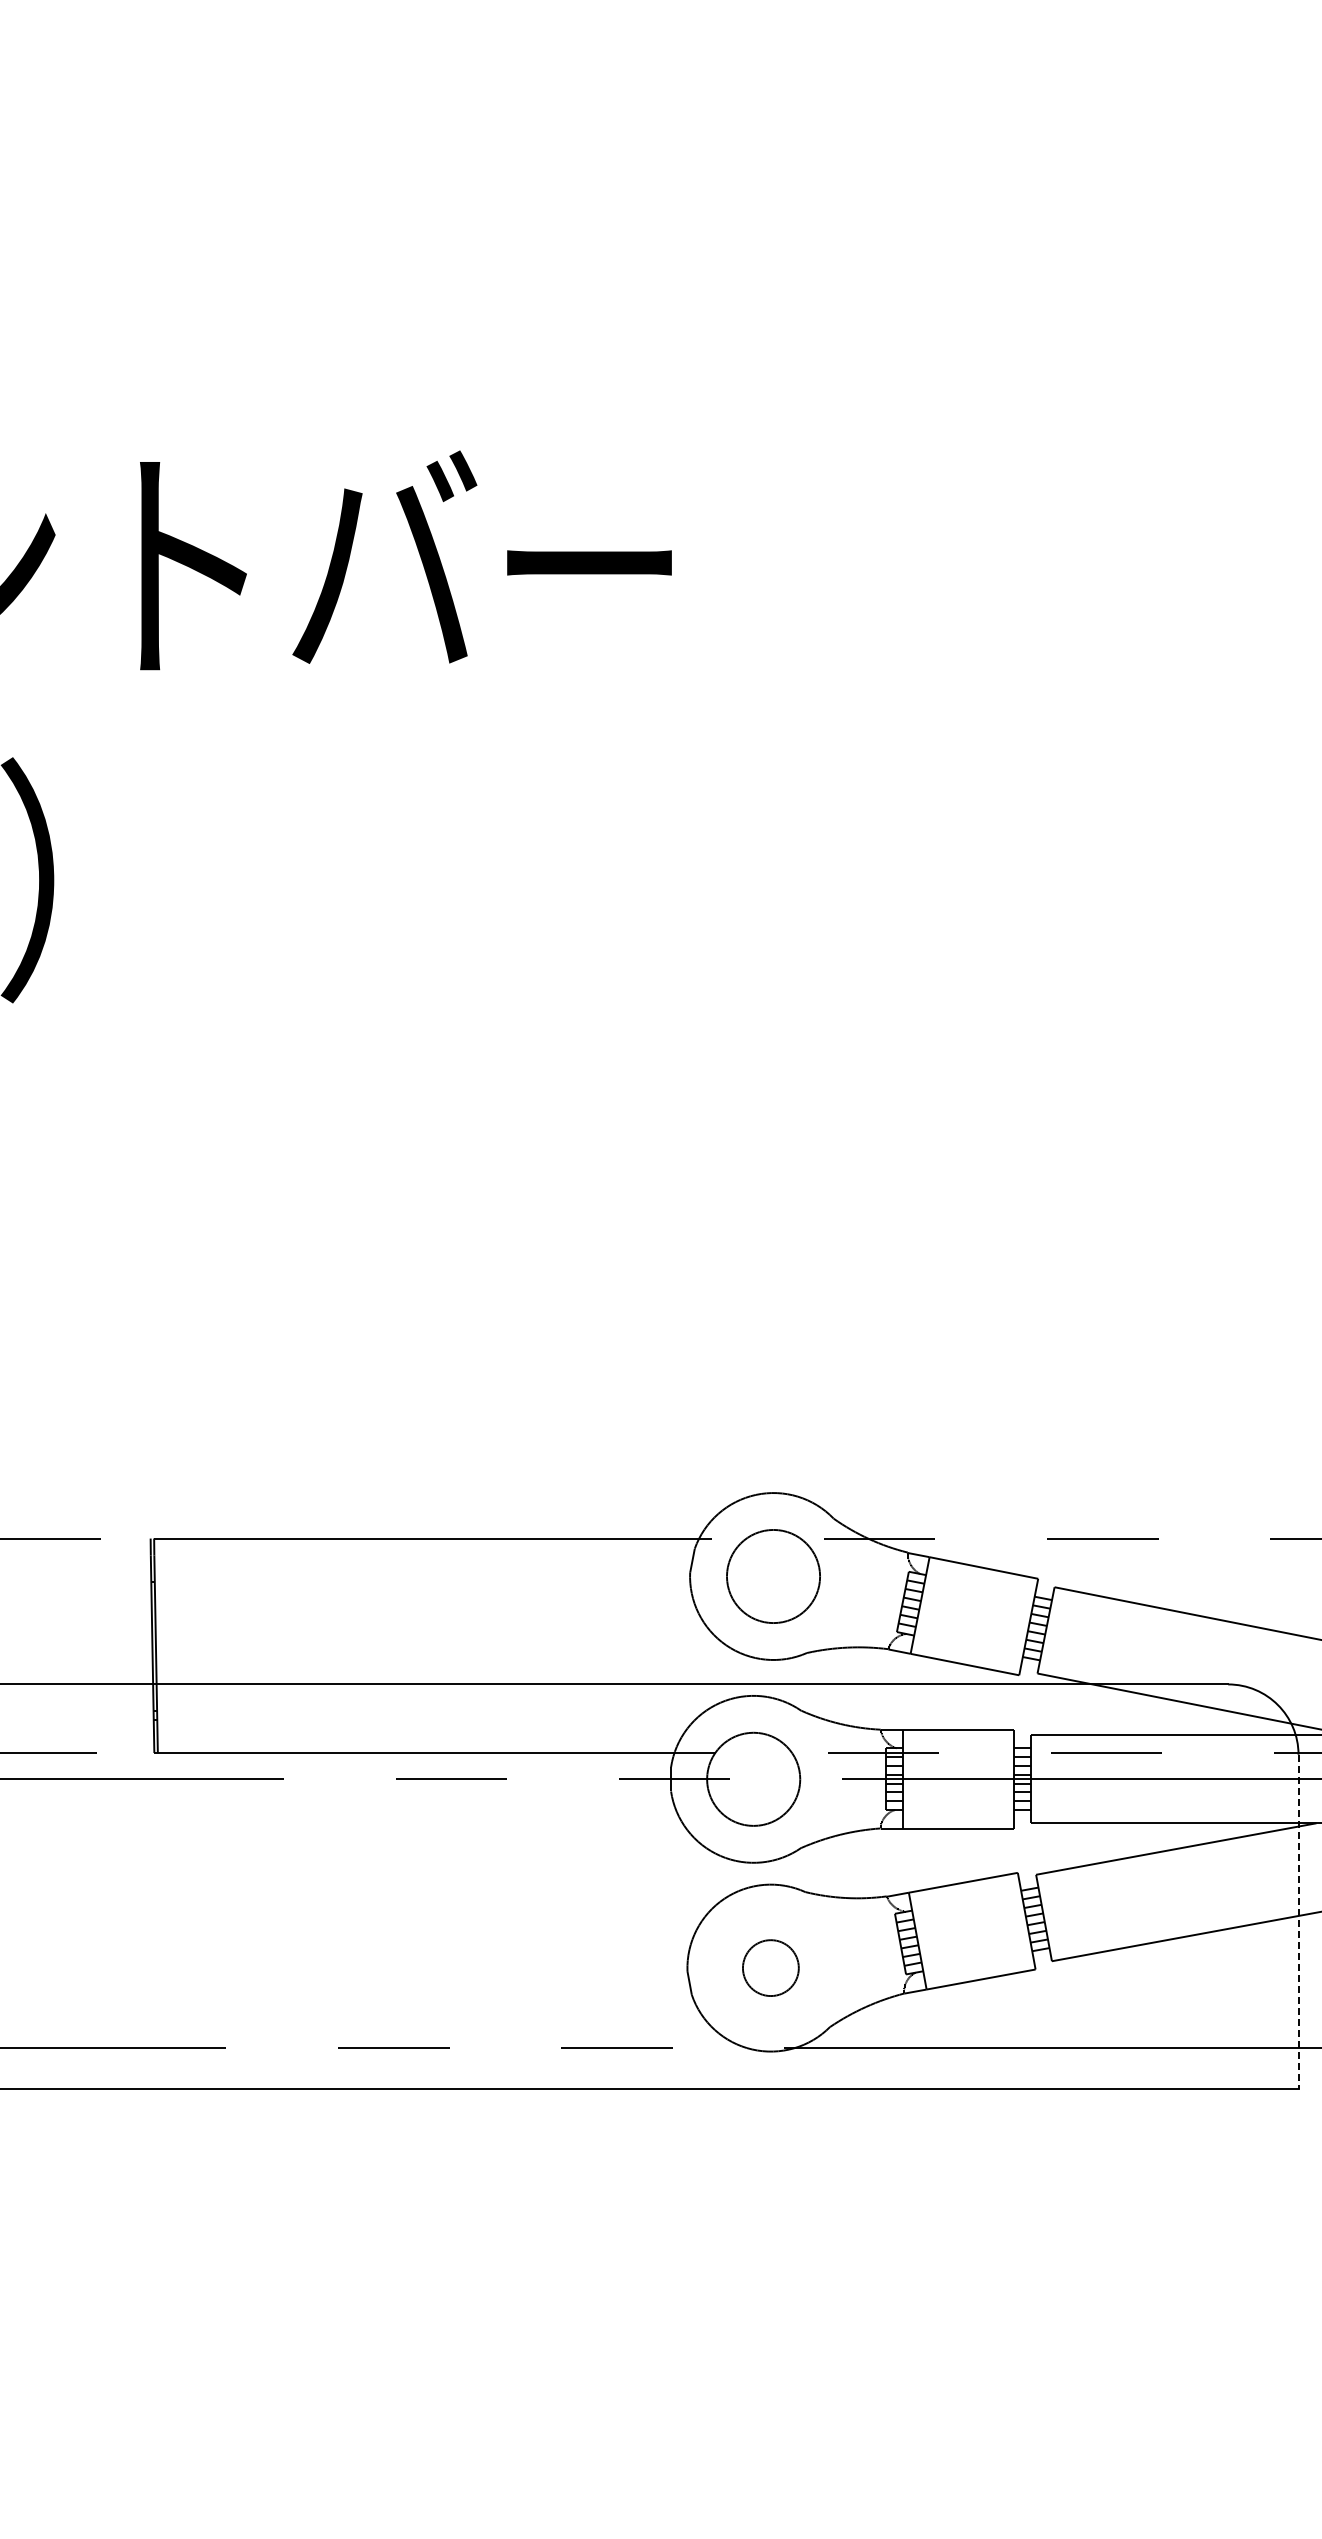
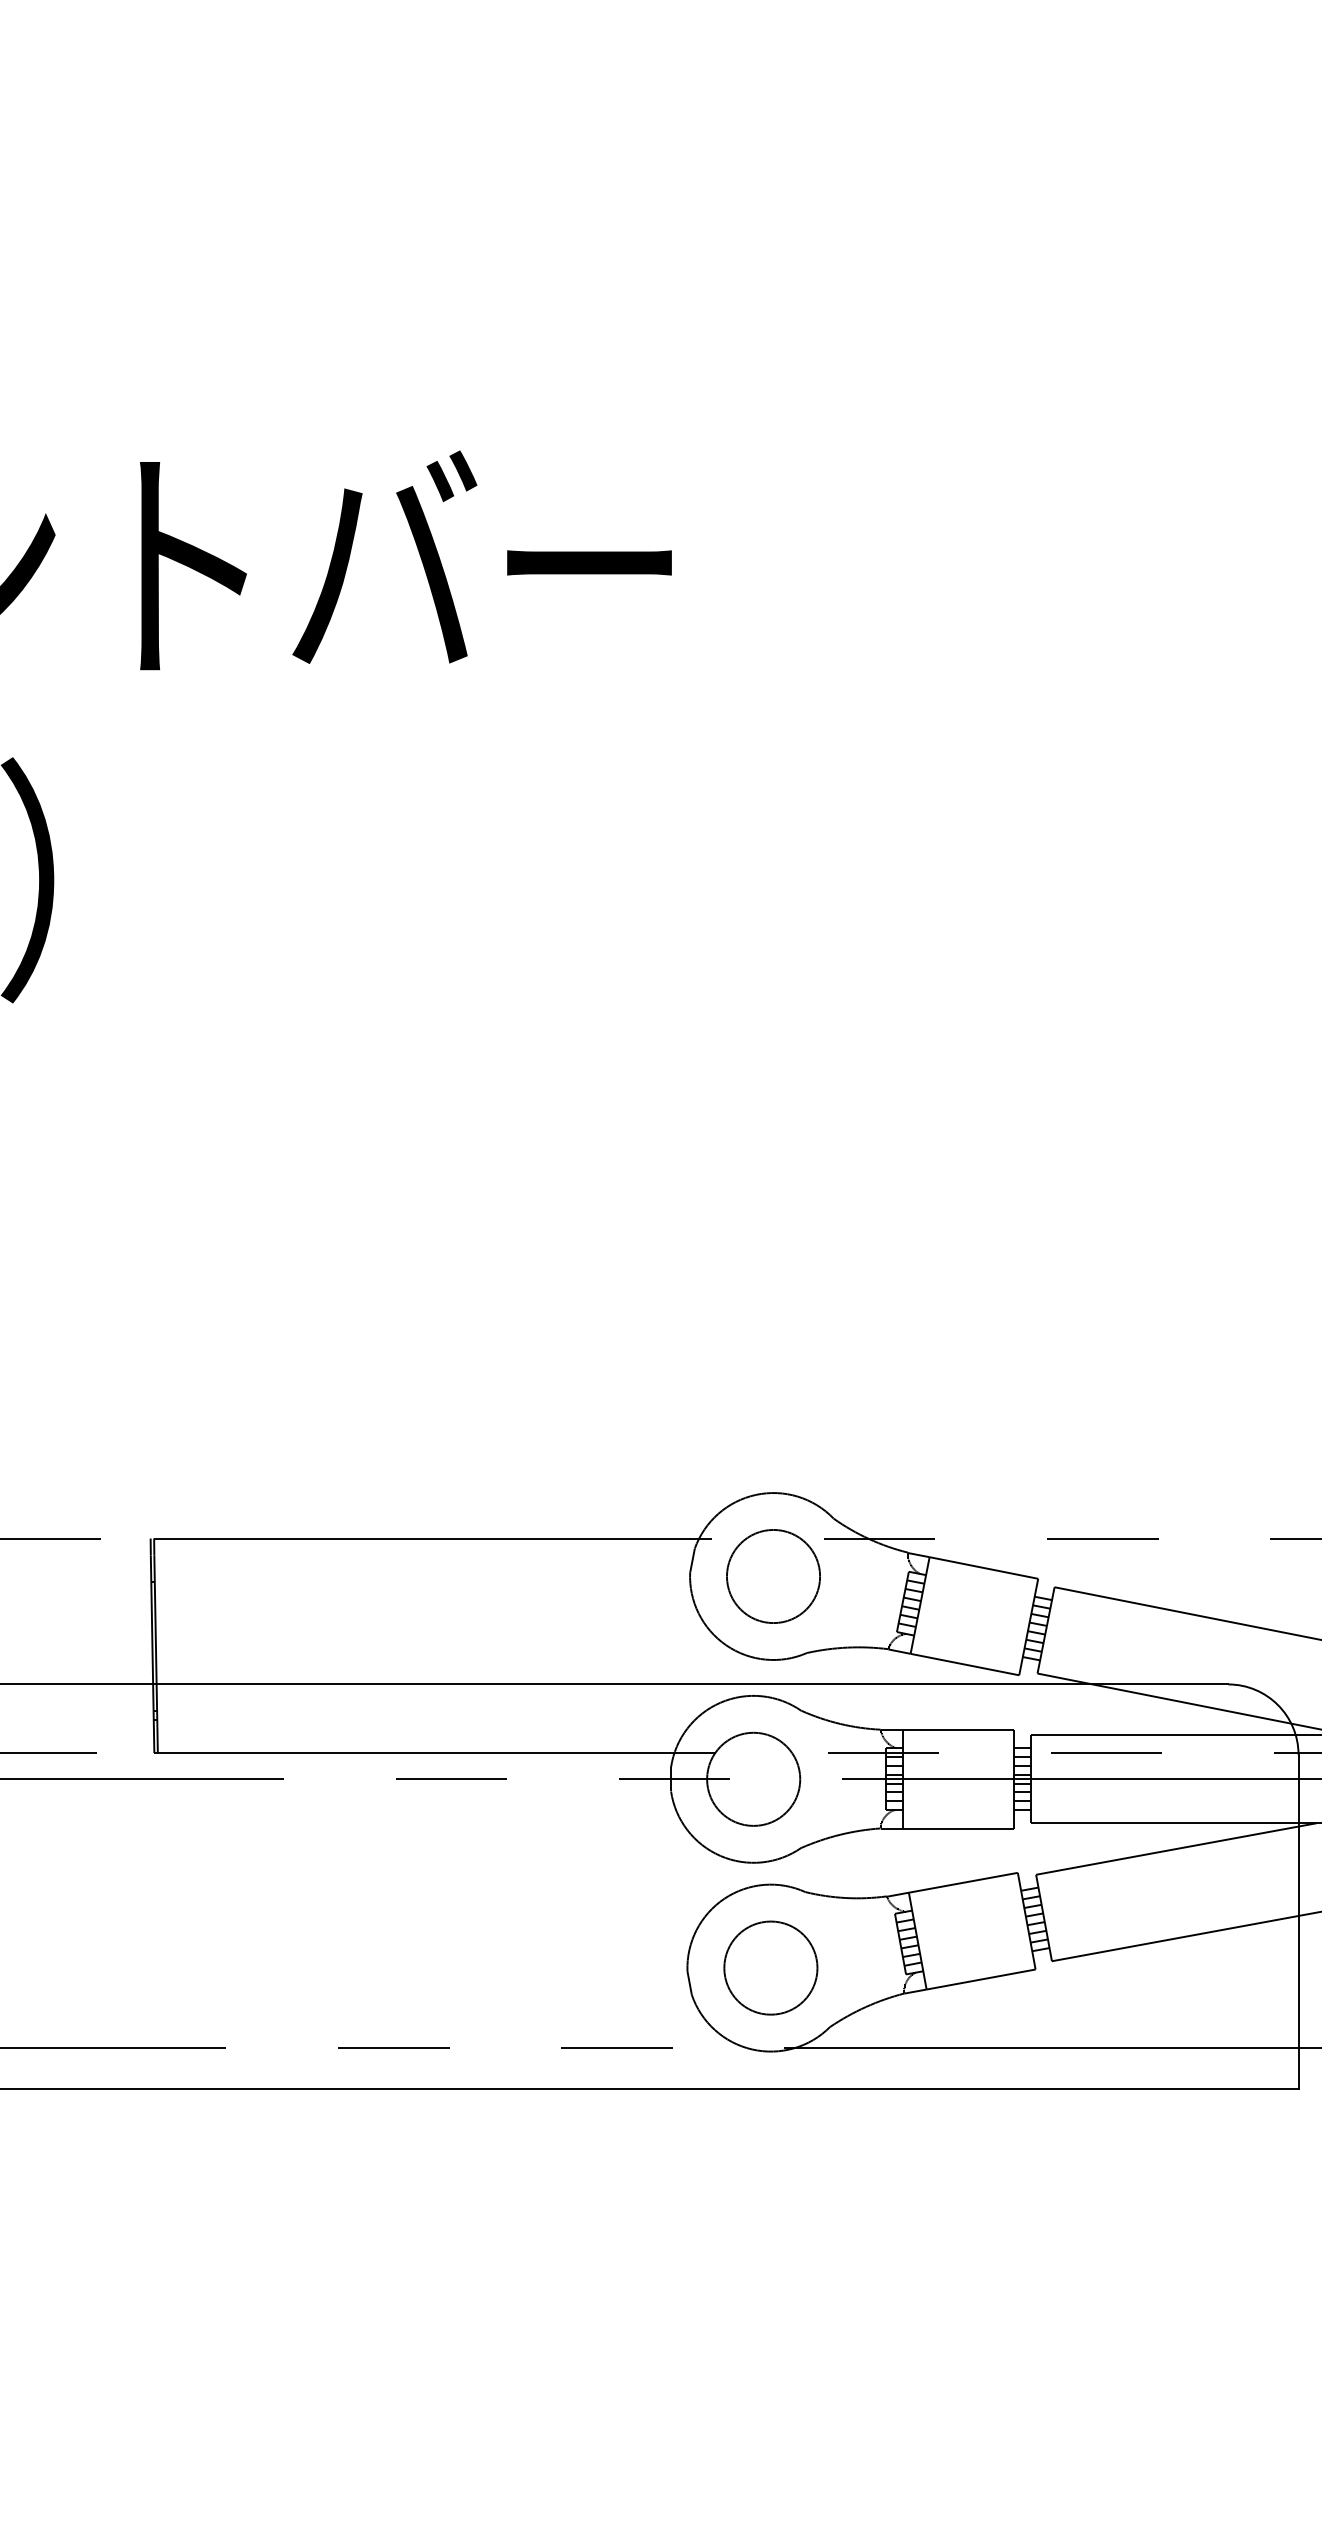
line: dashed -> solid (1298, 1921)
circle diameter: 56 px -> 93 px (770, 1967)
